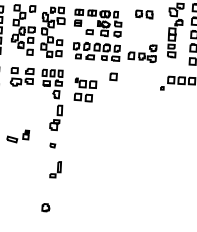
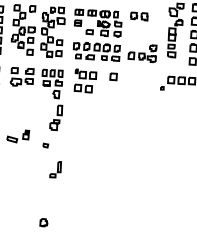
part position: (144, 14) -> (139, 16) (139, 16)
part position: (85, 89) -> (85, 80) (85, 80)
part position: (52, 145) -> (45, 145) (45, 145)
part position: (45, 207) -> (43, 222) (43, 222)
